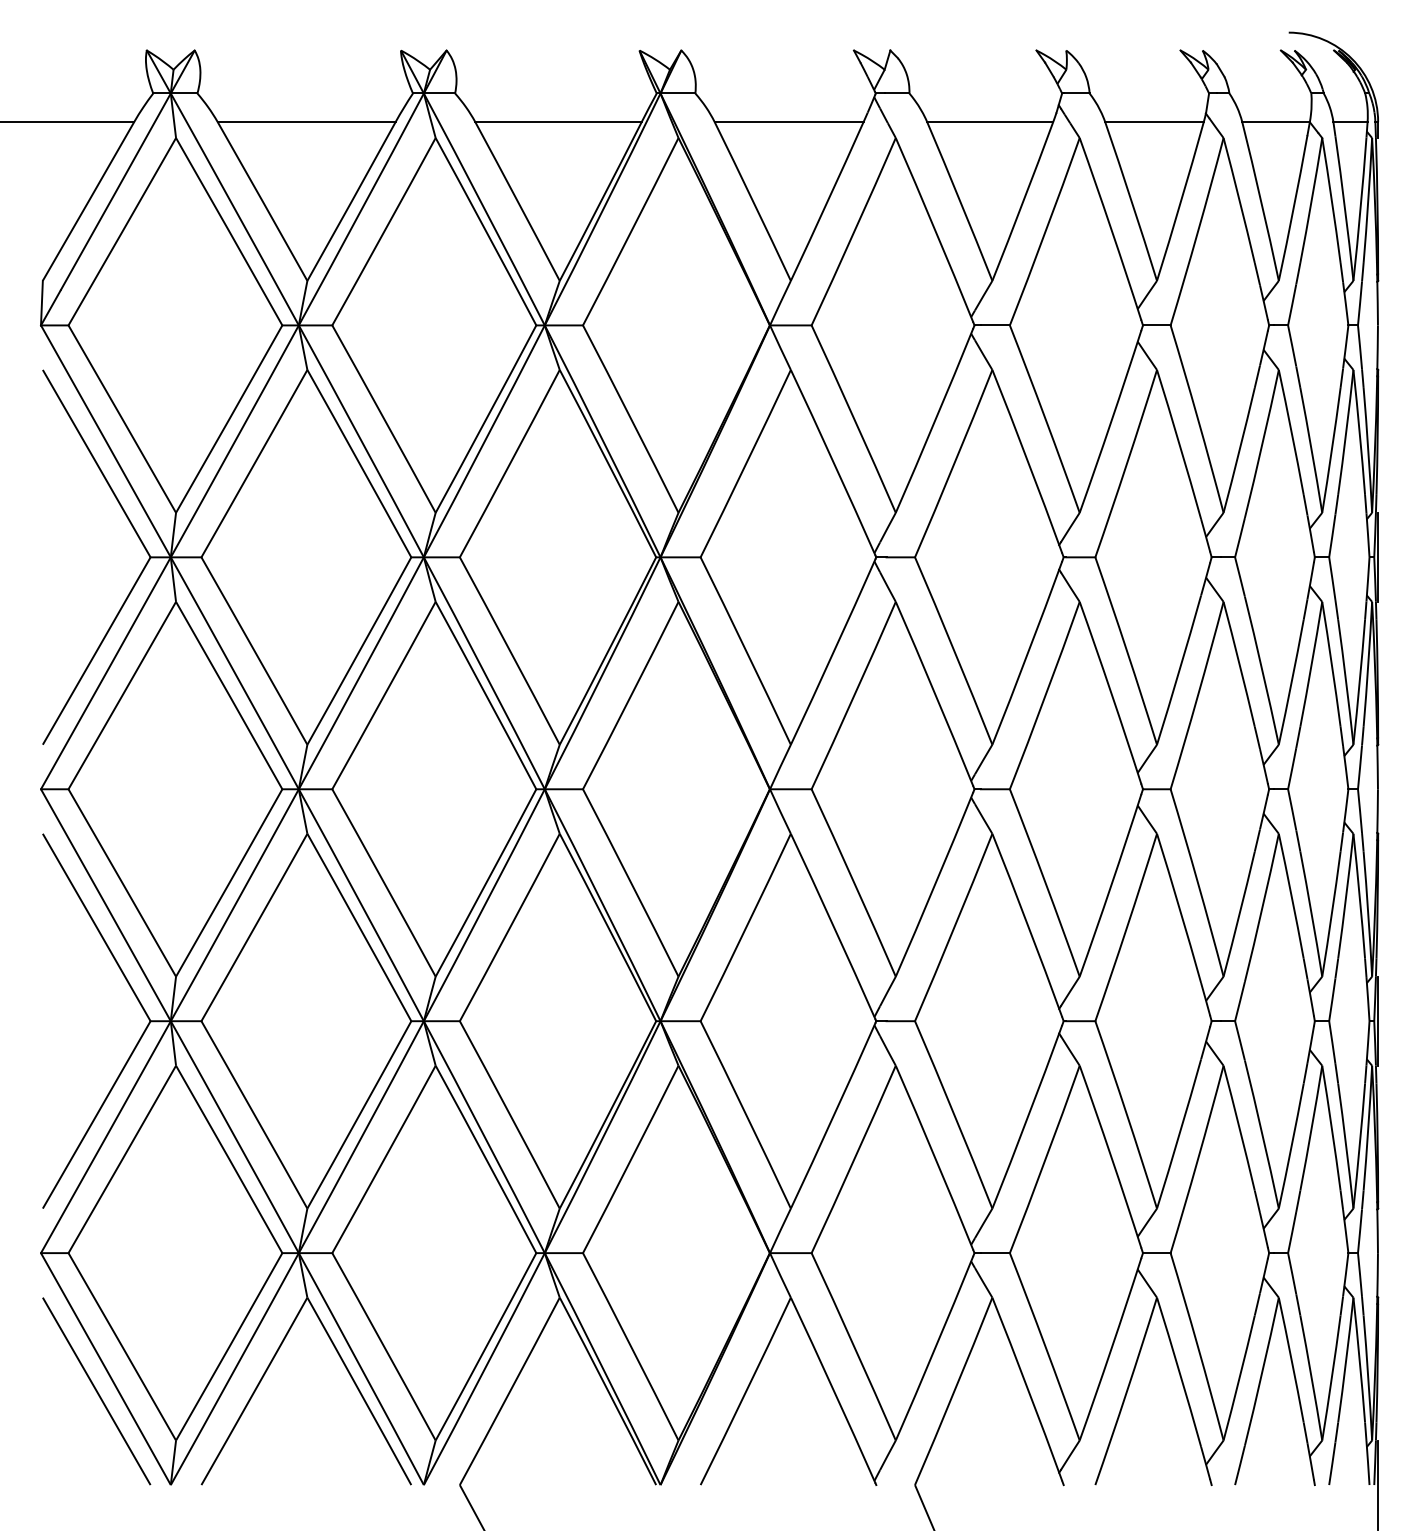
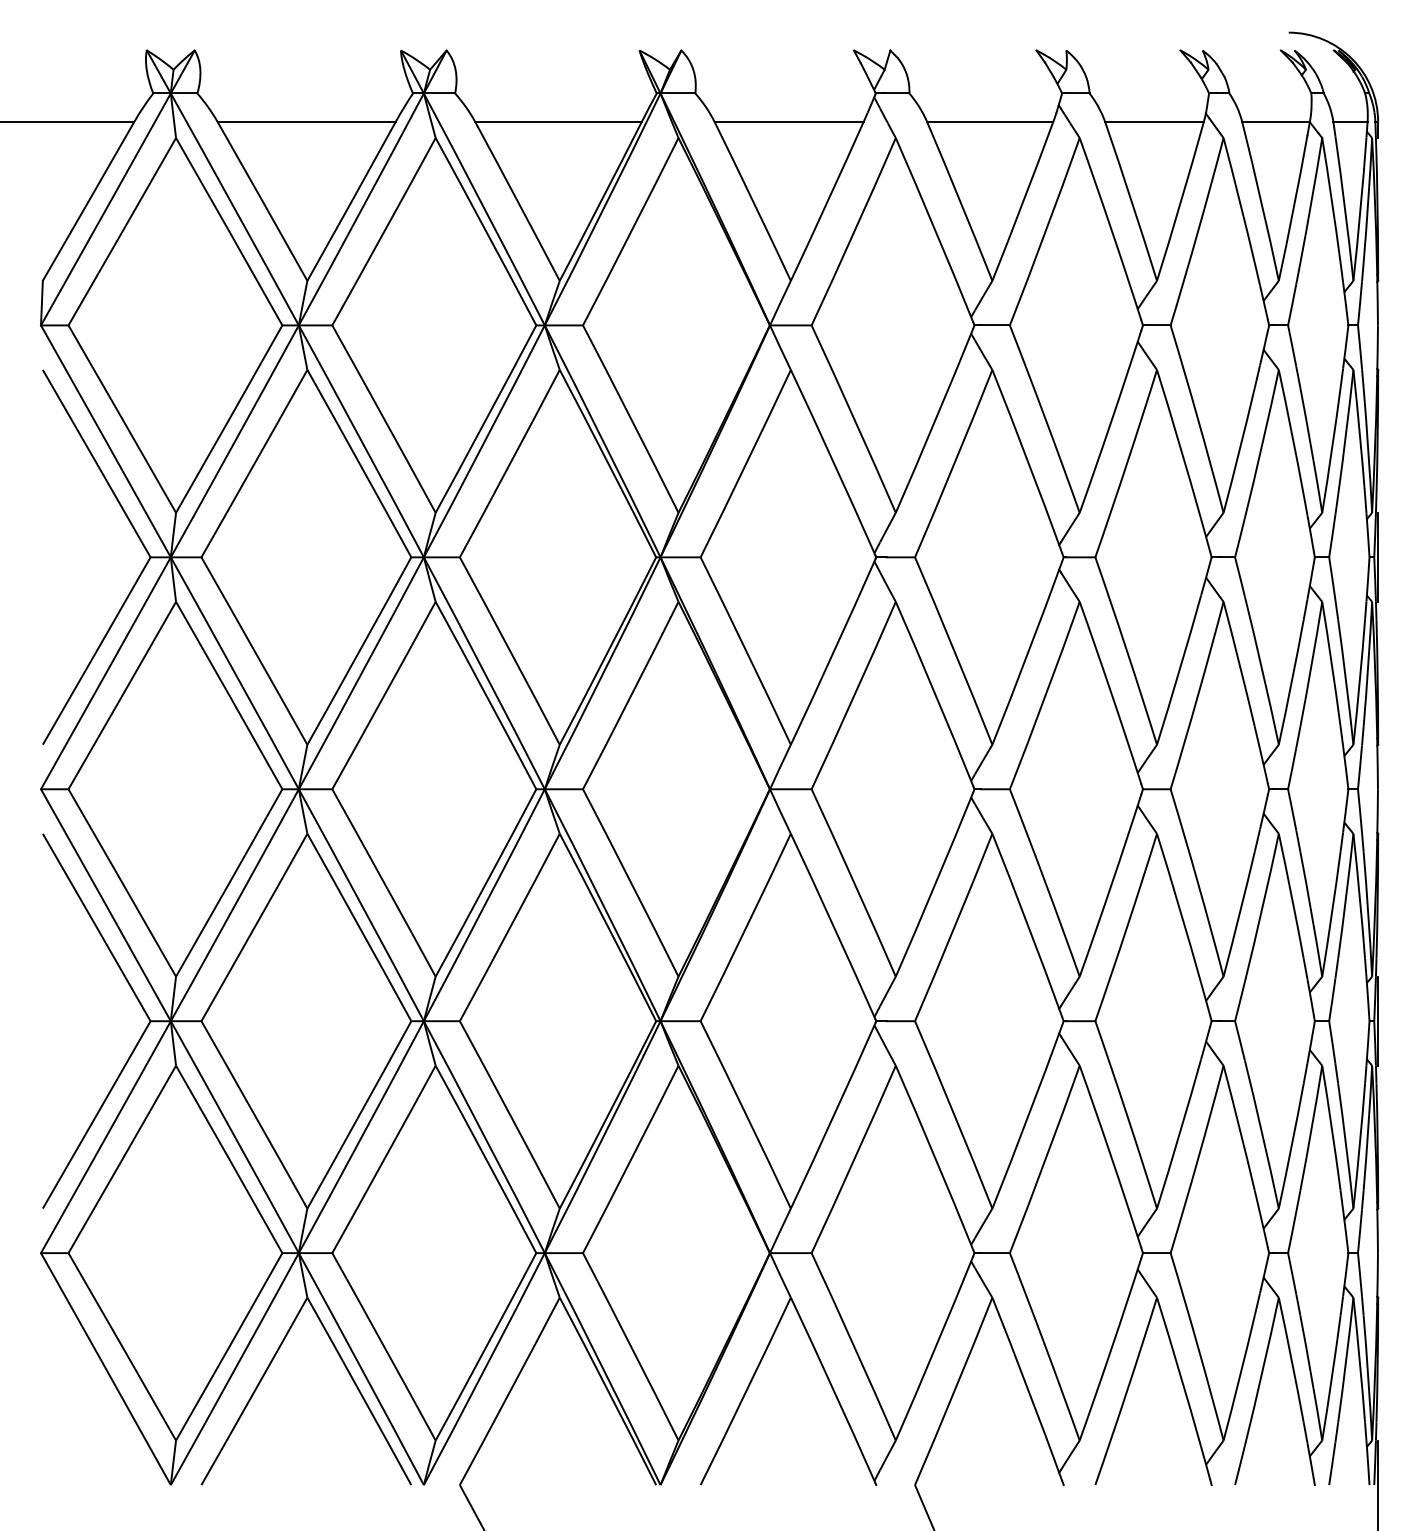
line: present -> none (96, 1391)
